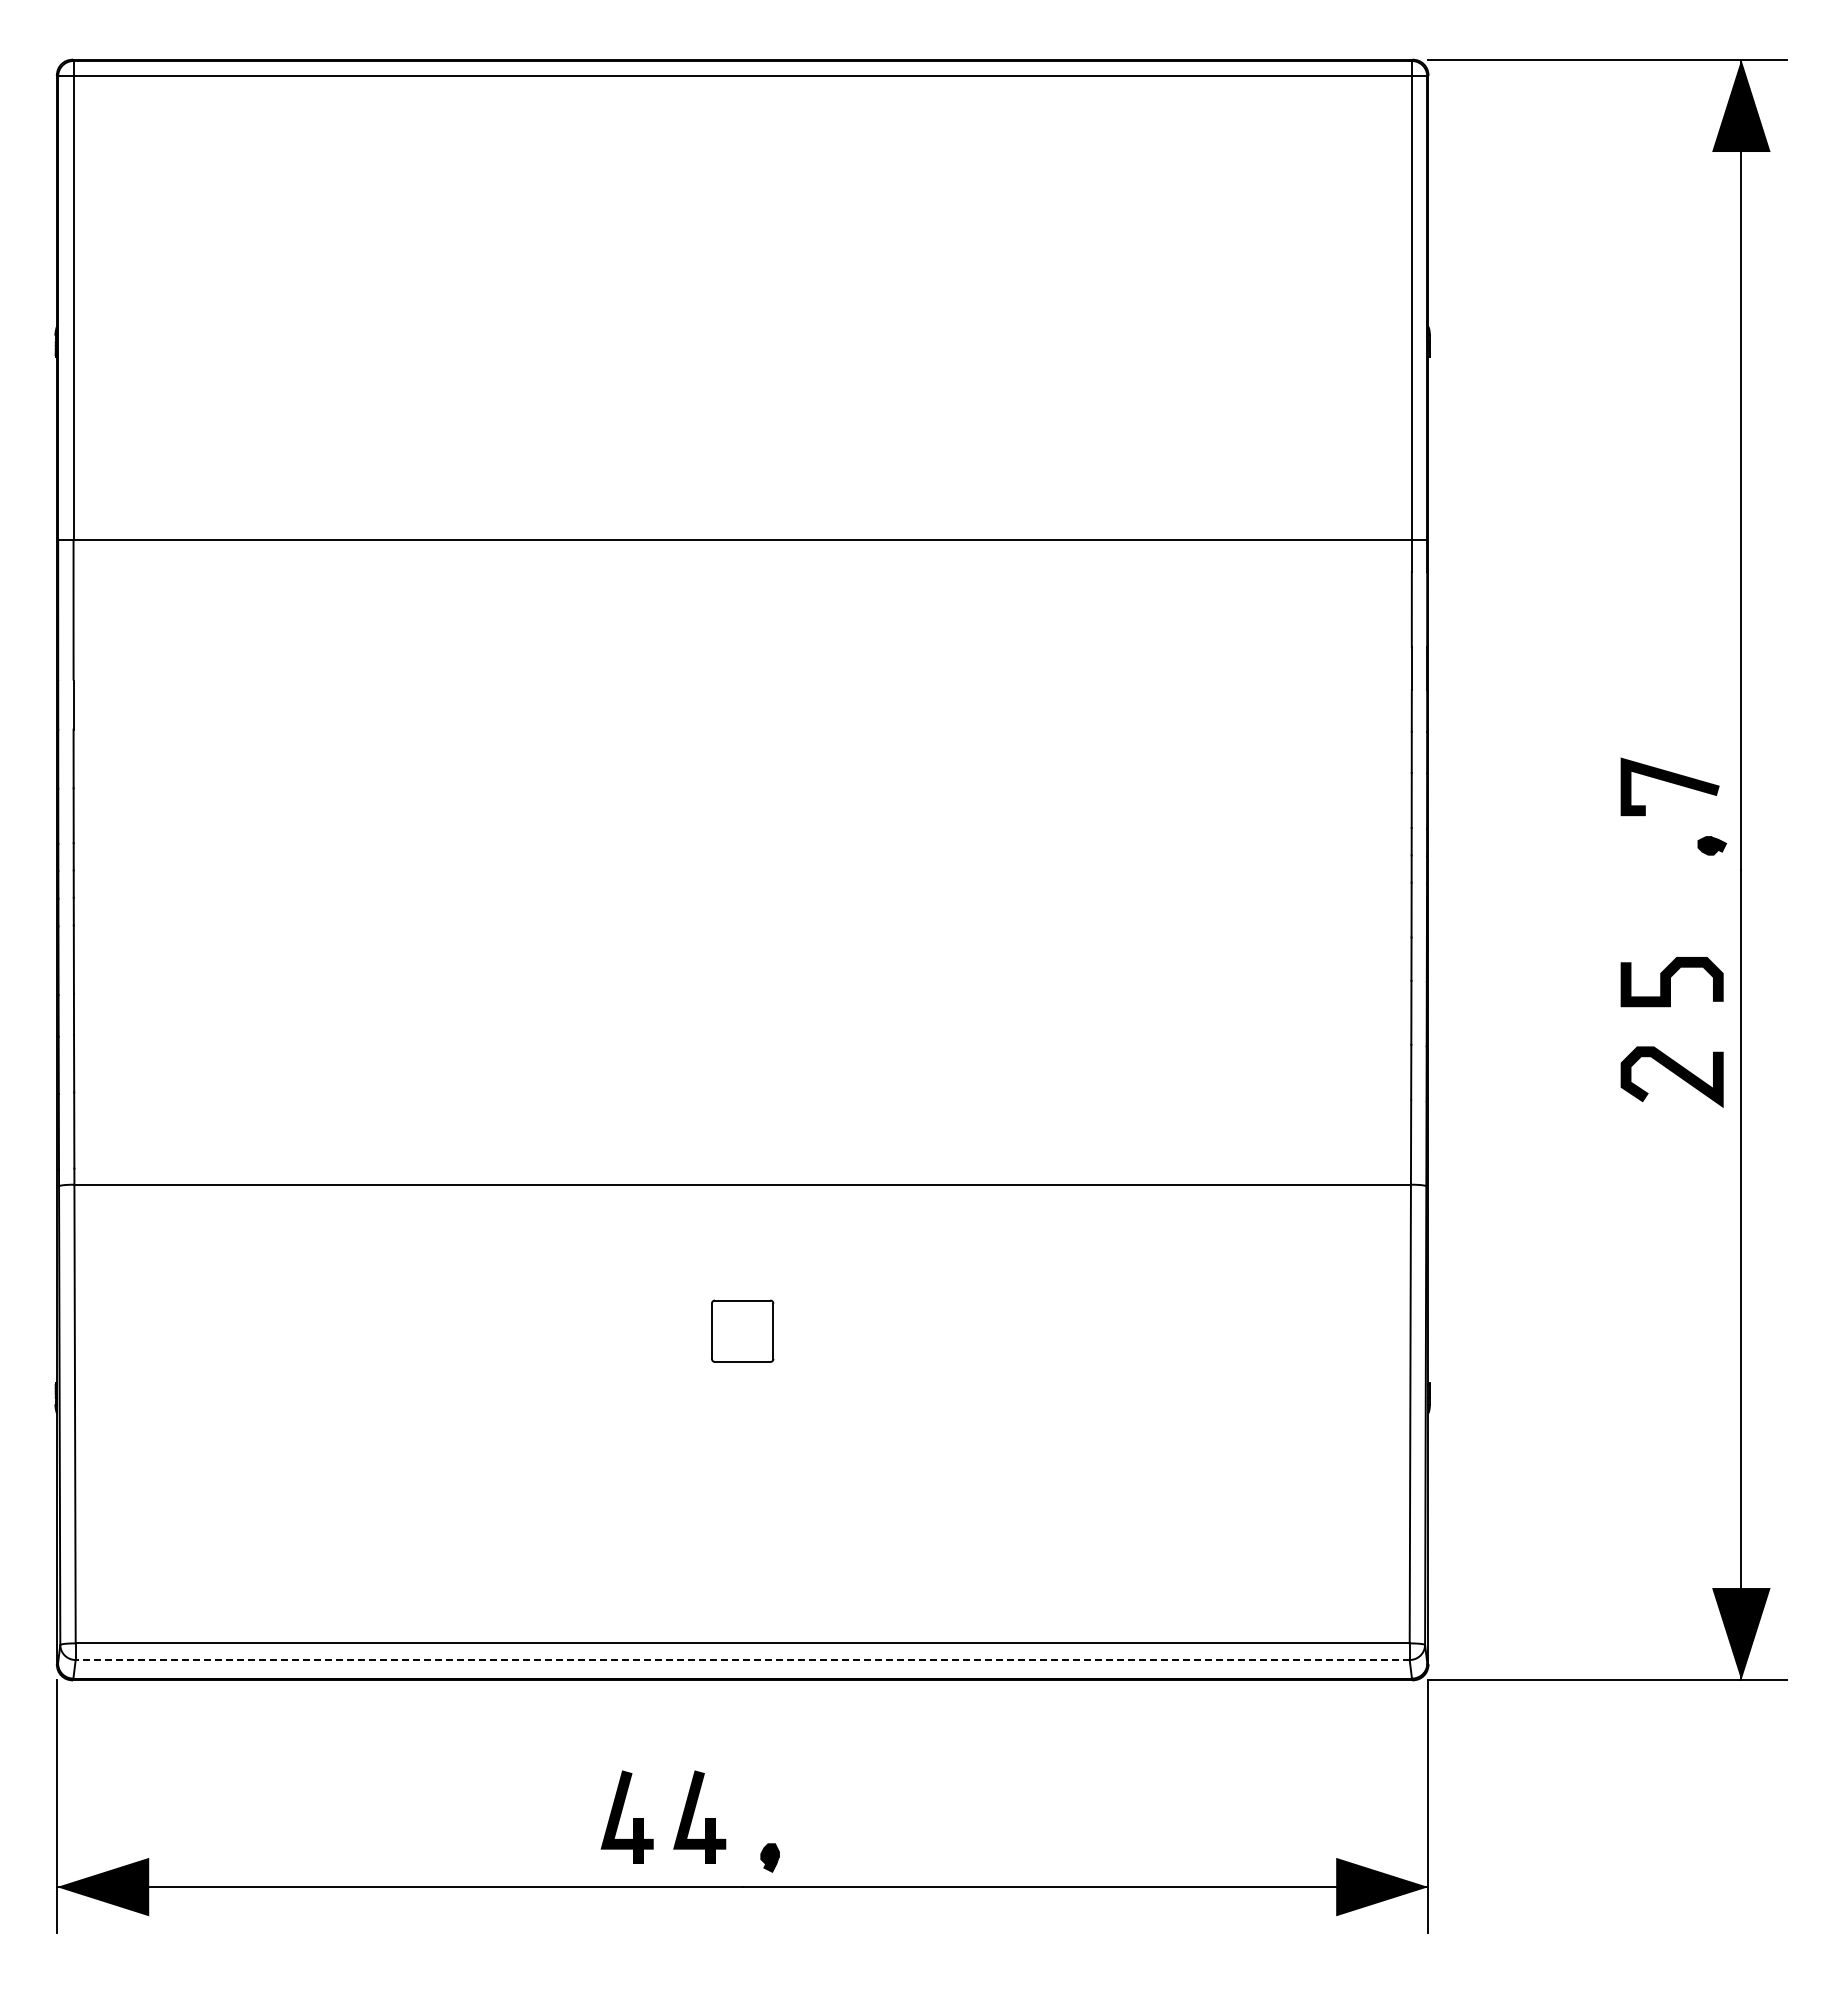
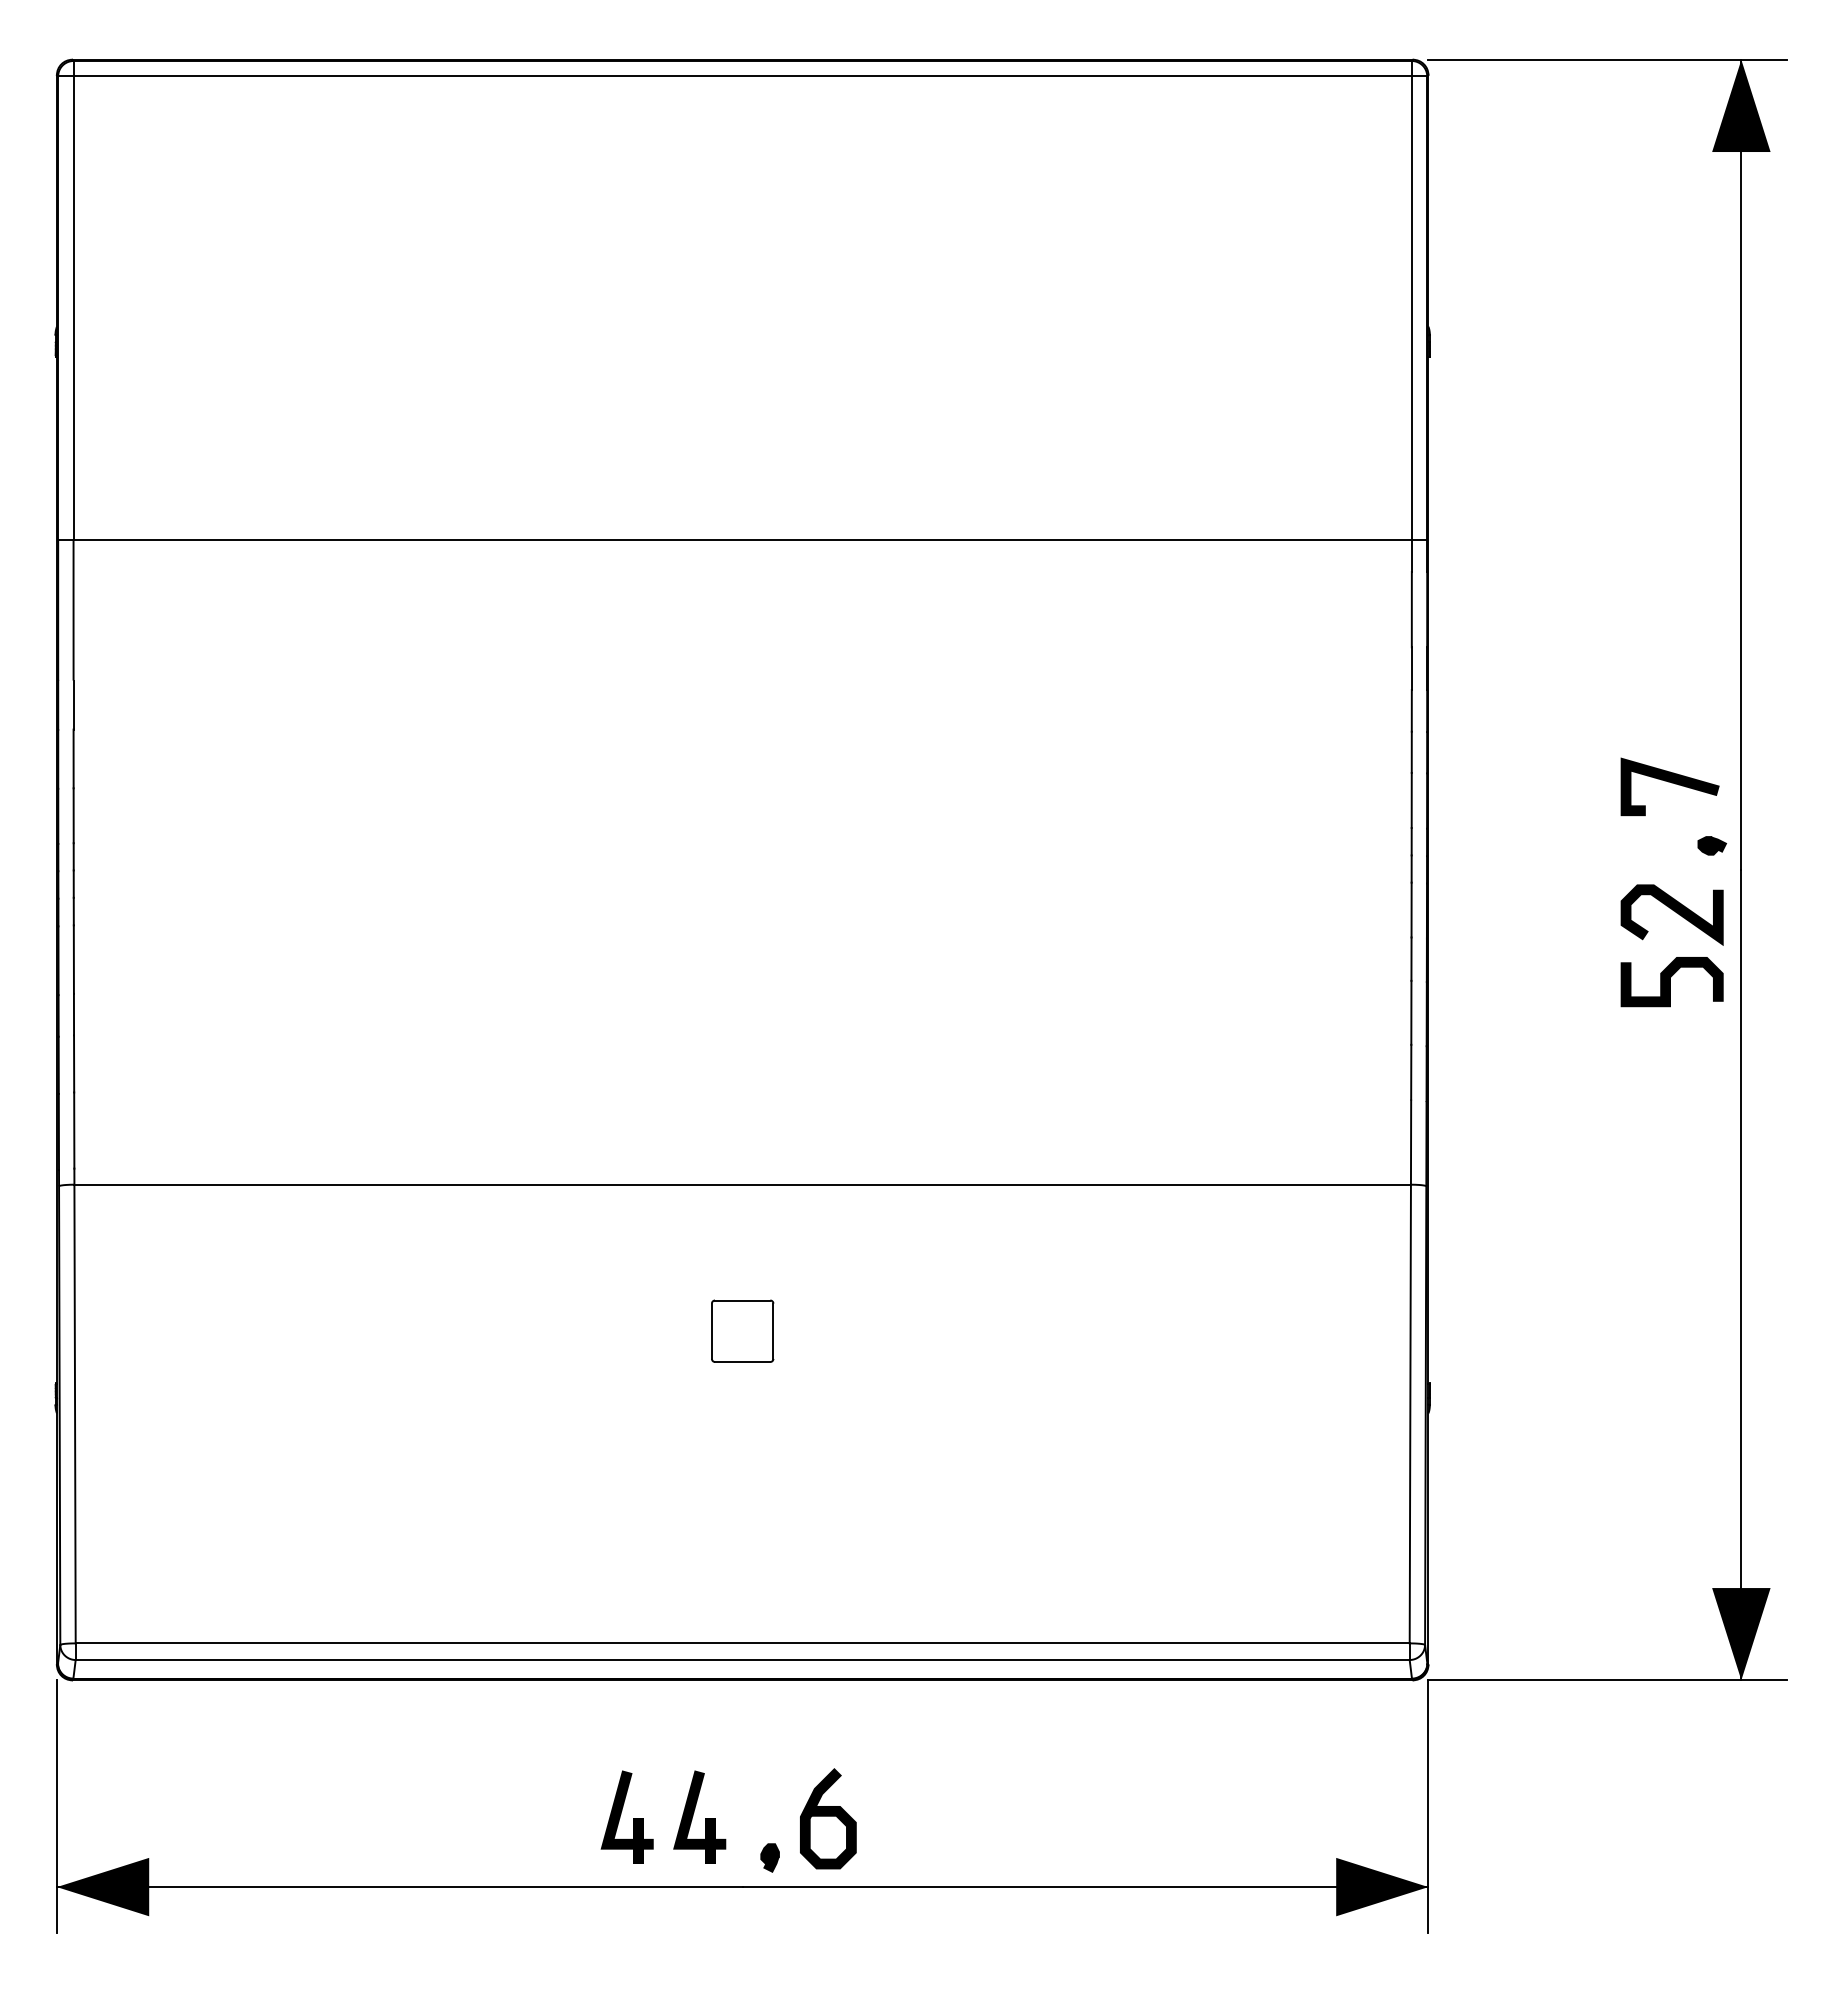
curve position: (1673, 1073) -> (1673, 911) (1673, 911)
line: dashed -> solid (742, 1660)
curve: none -> present (828, 1816)
